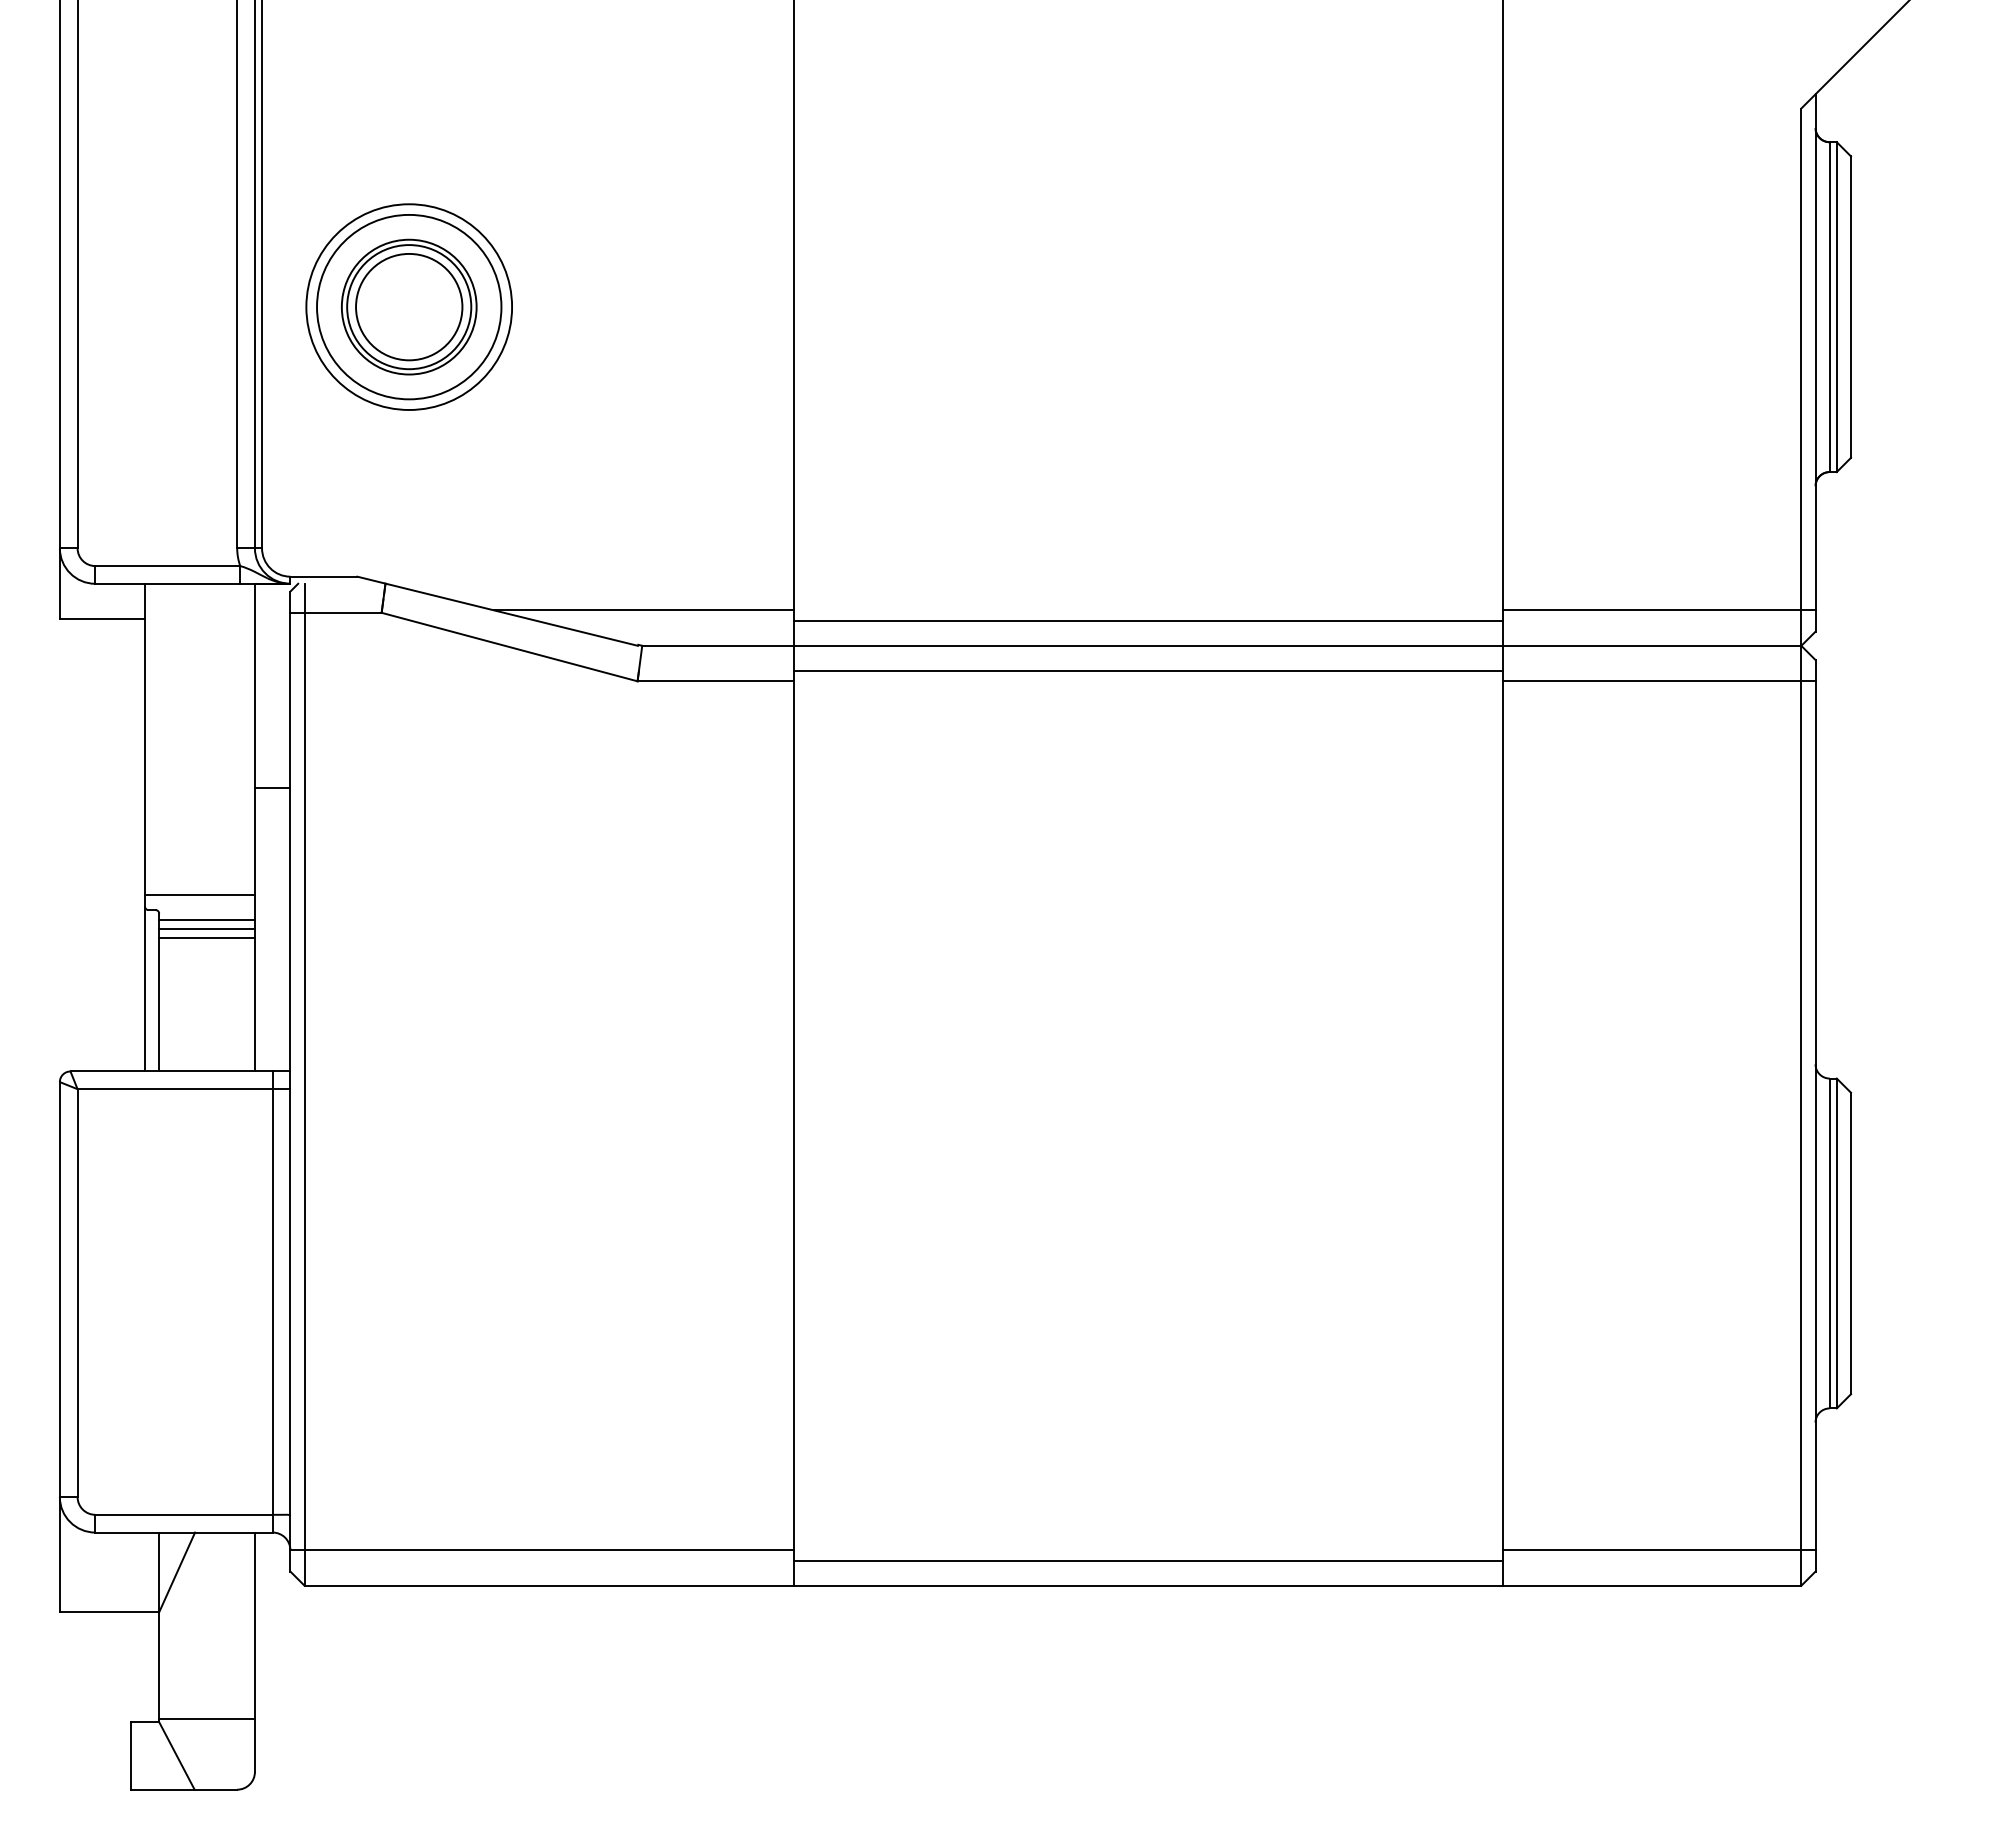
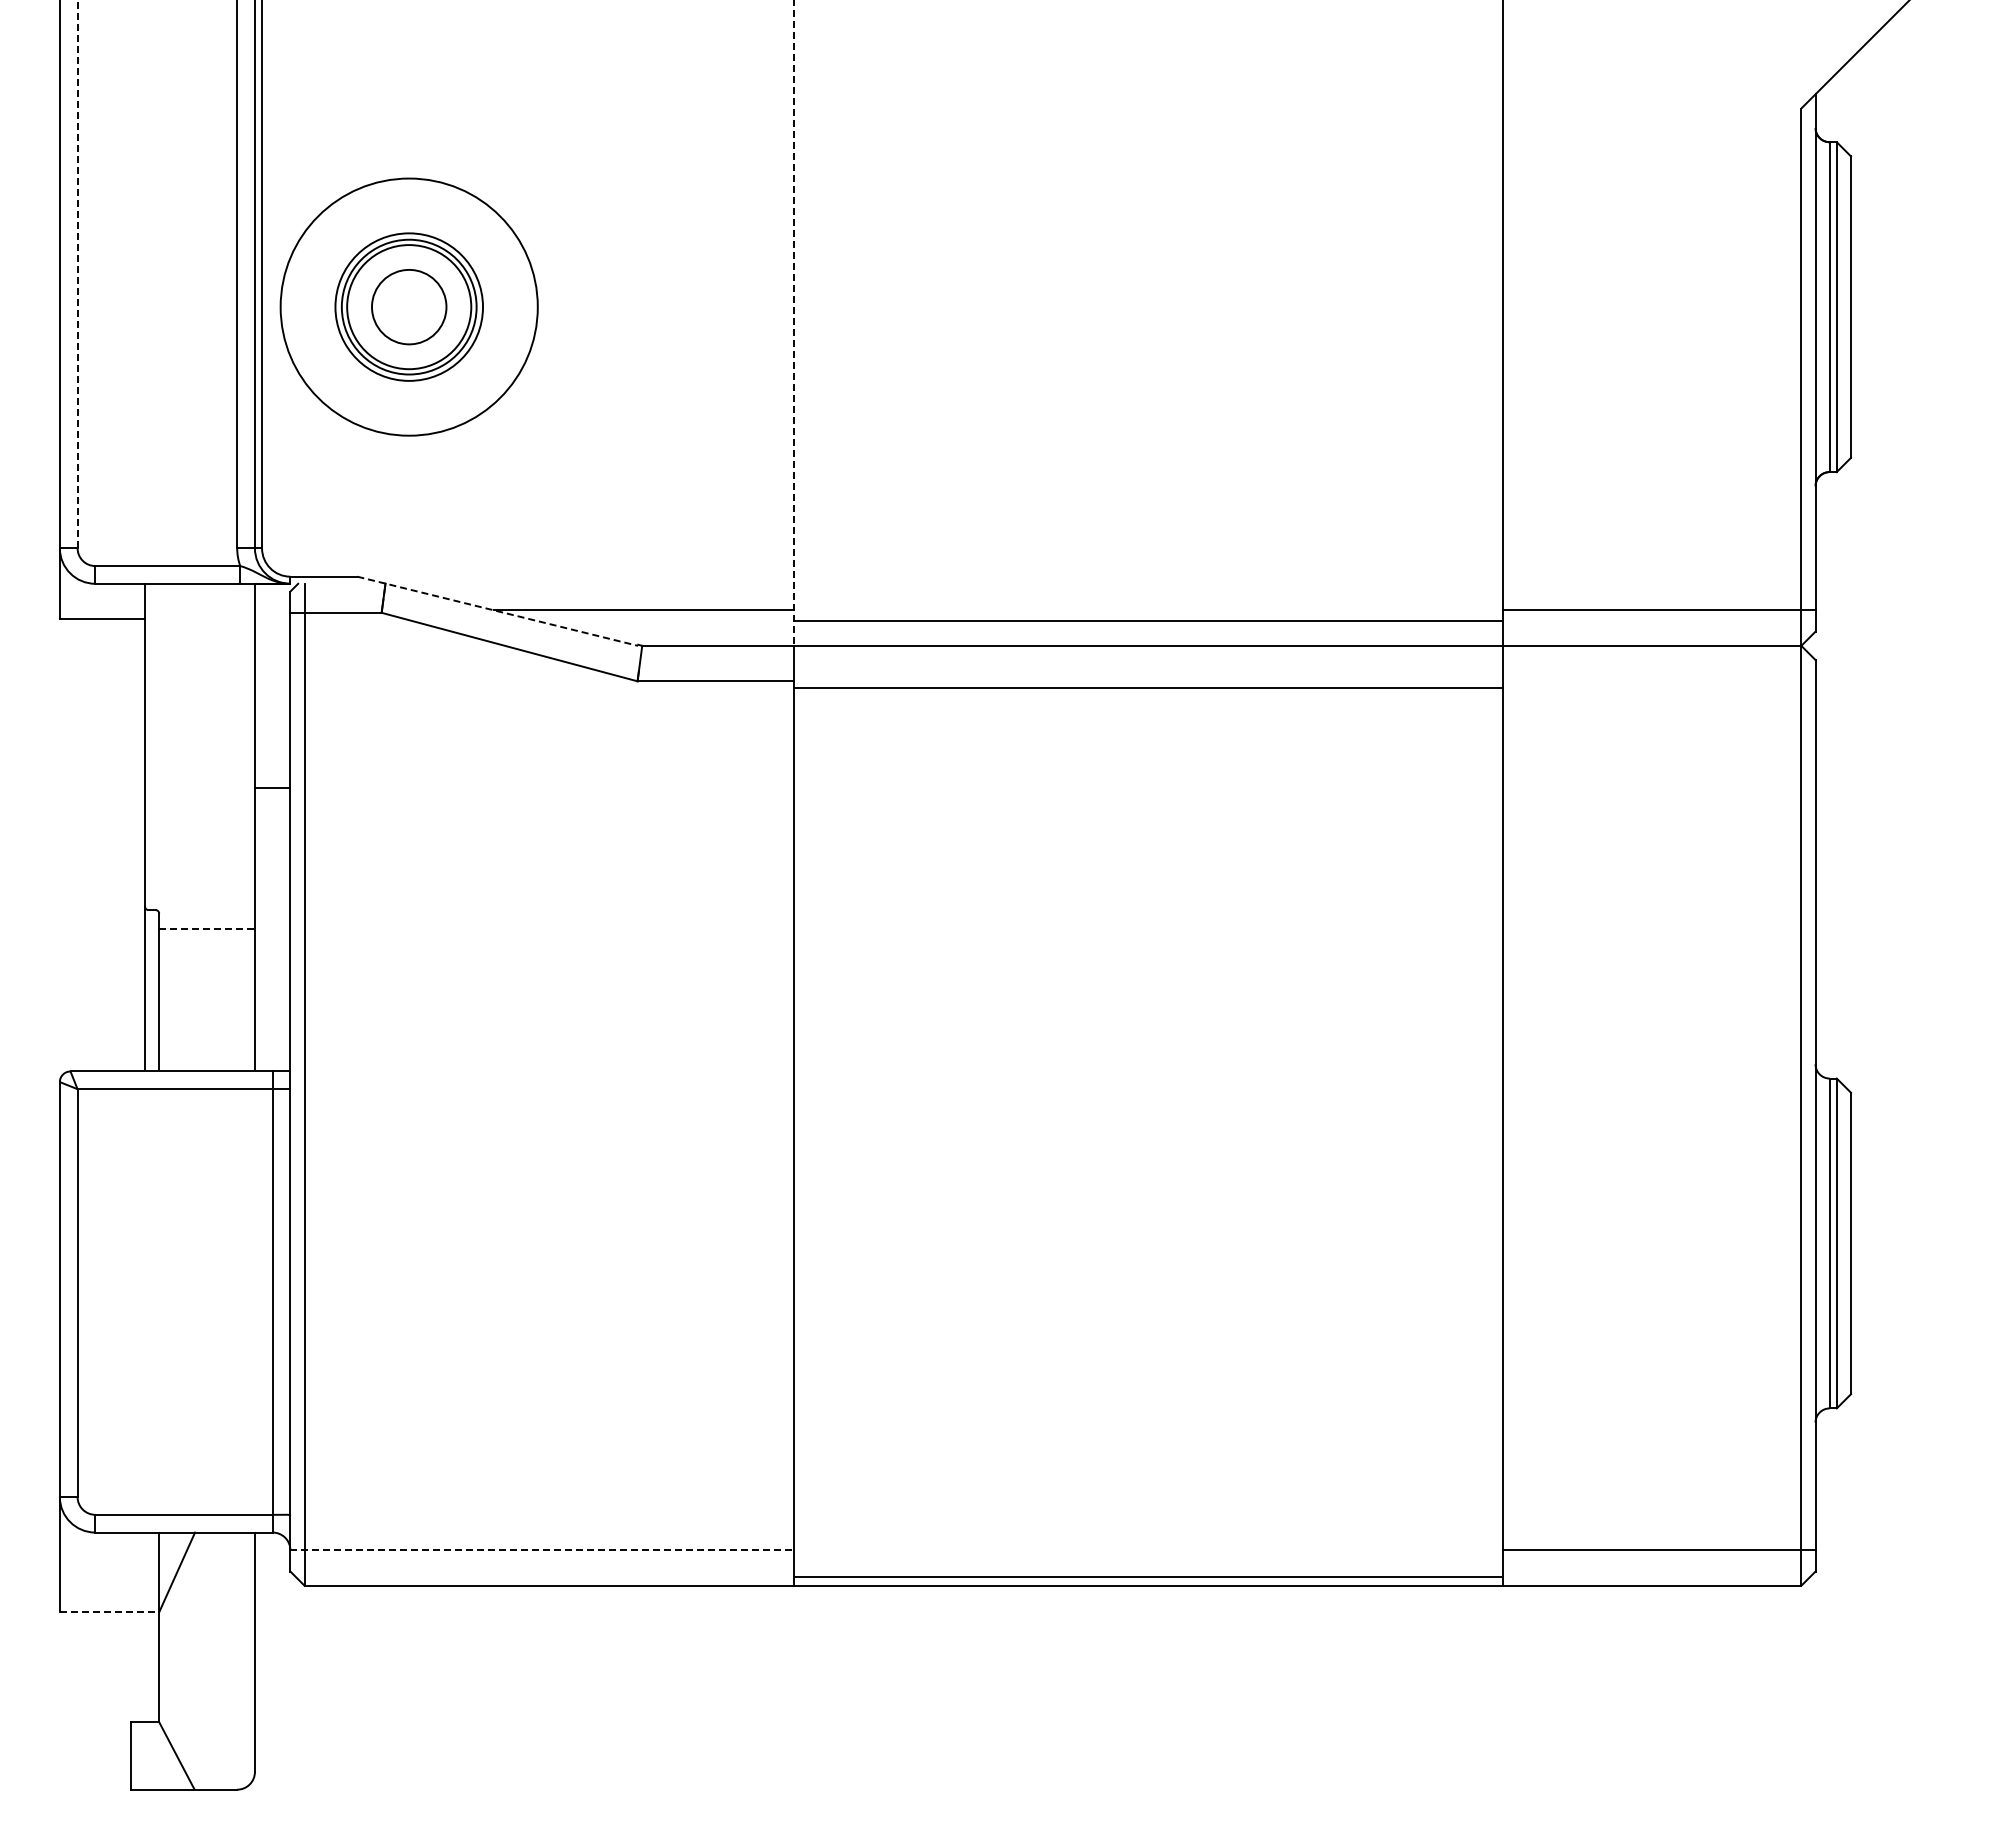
line: solid -> dashed (77, 274)
circle diameter: 106 px -> 74 px (408, 306)
circle diameter: 184 px -> 148 px (409, 306)
circle diameter: 206 px -> 257 px (408, 306)
line: solid -> dashed (794, 322)
line: solid -> dashed (497, 611)
line position: (1147, 670) -> (1147, 687) (1147, 687)
line: present -> none (1658, 681)
line: present -> none (199, 895)
line: present -> none (206, 920)
line: solid -> dashed (207, 929)
line: present -> none (206, 938)
line: solid -> dashed (541, 1550)
line position: (1147, 1560) -> (1147, 1576) (1147, 1576)
line: solid -> dashed (109, 1612)
line: present -> none (206, 1718)
